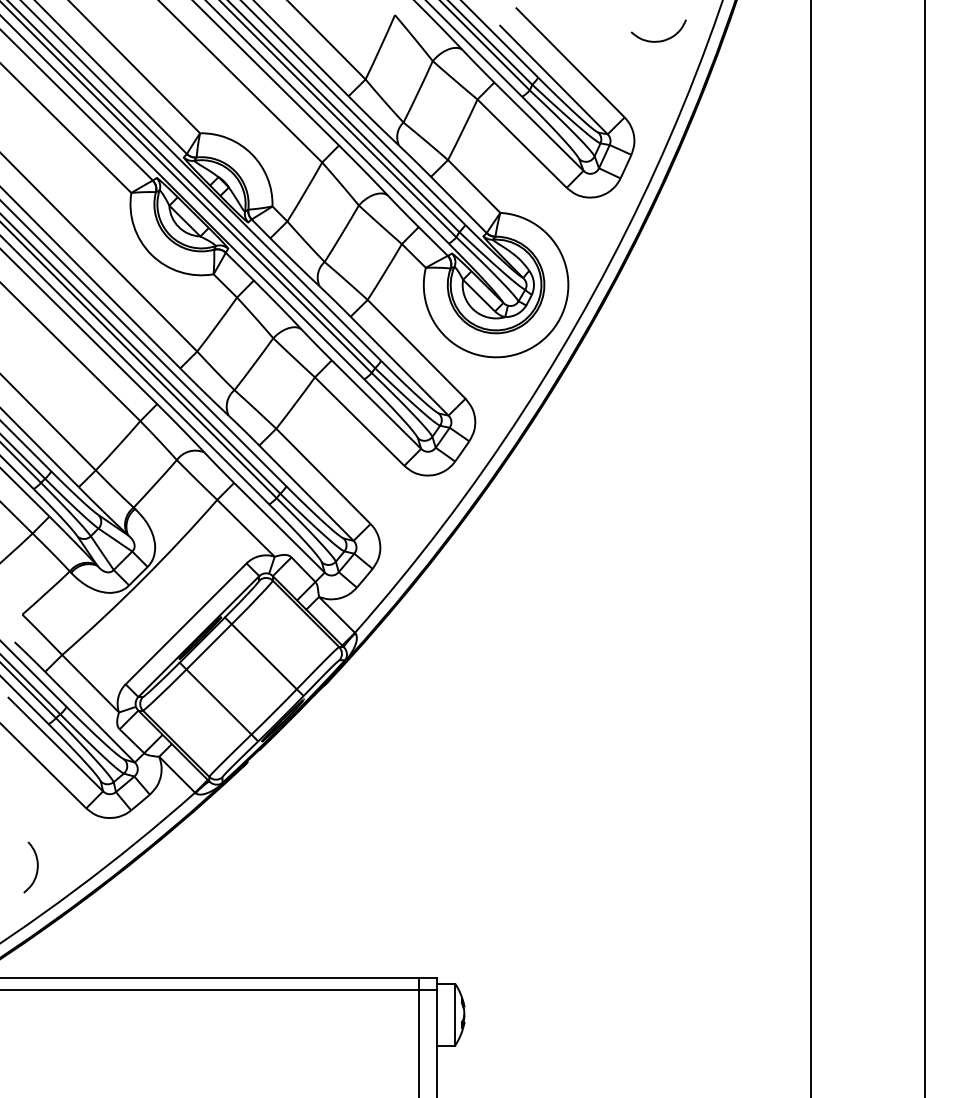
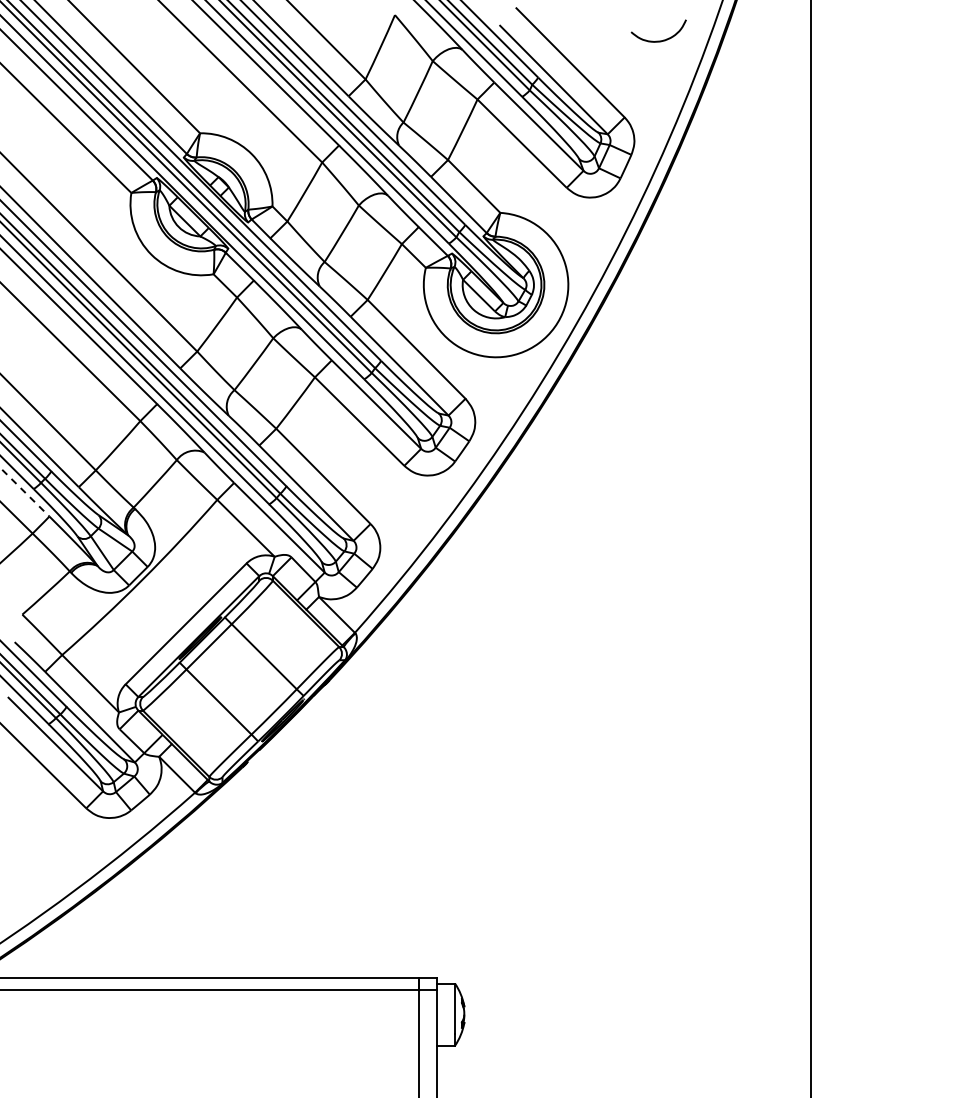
line: solid -> dashed (25, 492)
line: present -> none (925, 548)
curve: present -> none (36, 867)
